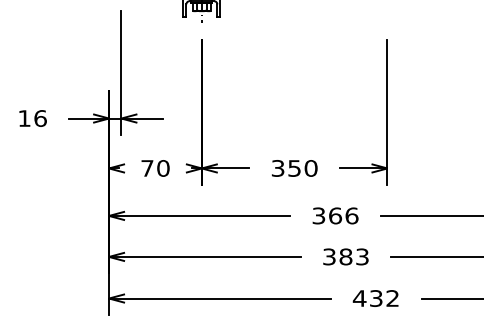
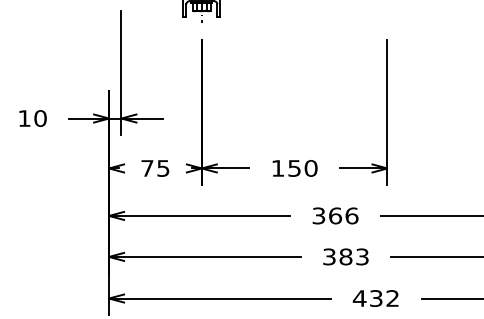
text: 16 -> 10 (40, 118)
text: 70 -> 75 (163, 168)
text: 350 -> 150 (277, 168)
